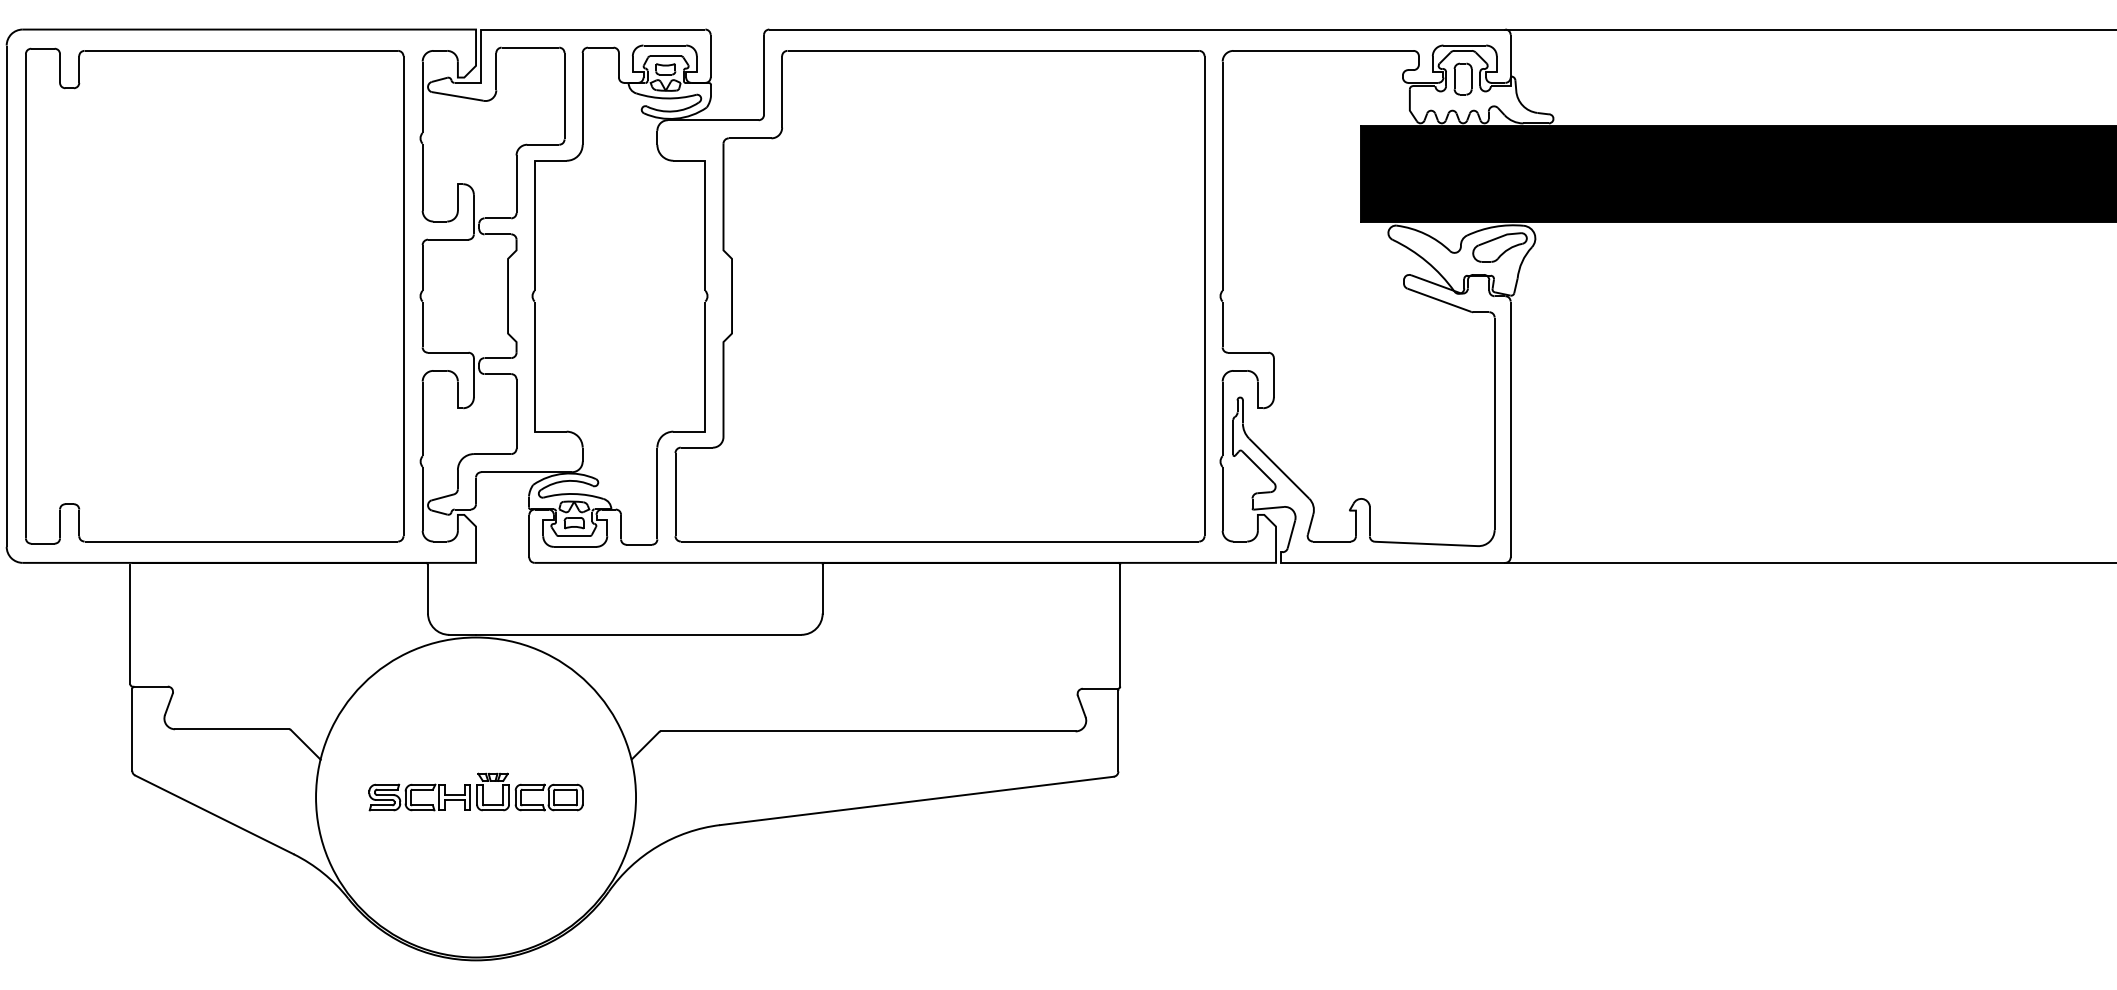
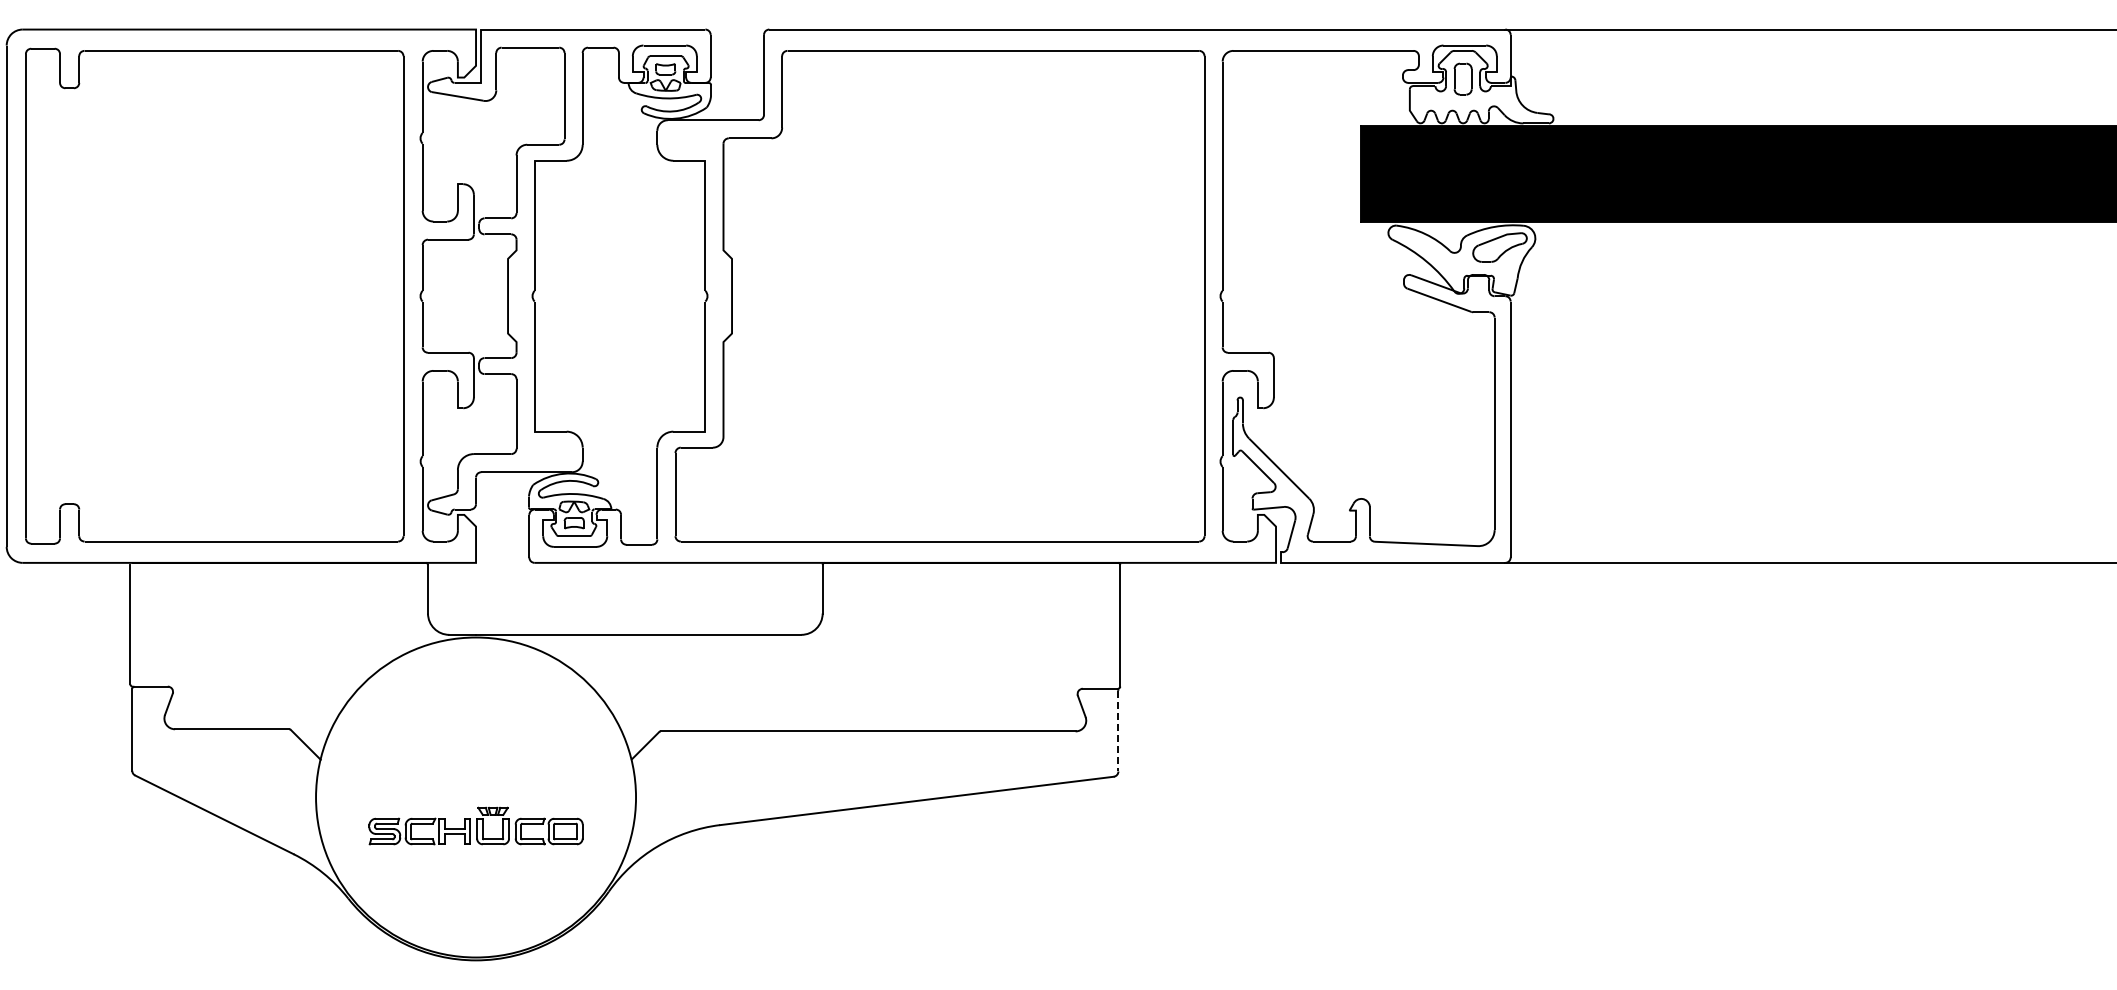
line: solid -> dashed (1118, 731)
part position: (475, 791) -> (475, 825) (475, 825)
